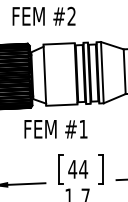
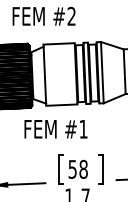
text: 44 -> 58 (78, 168)
